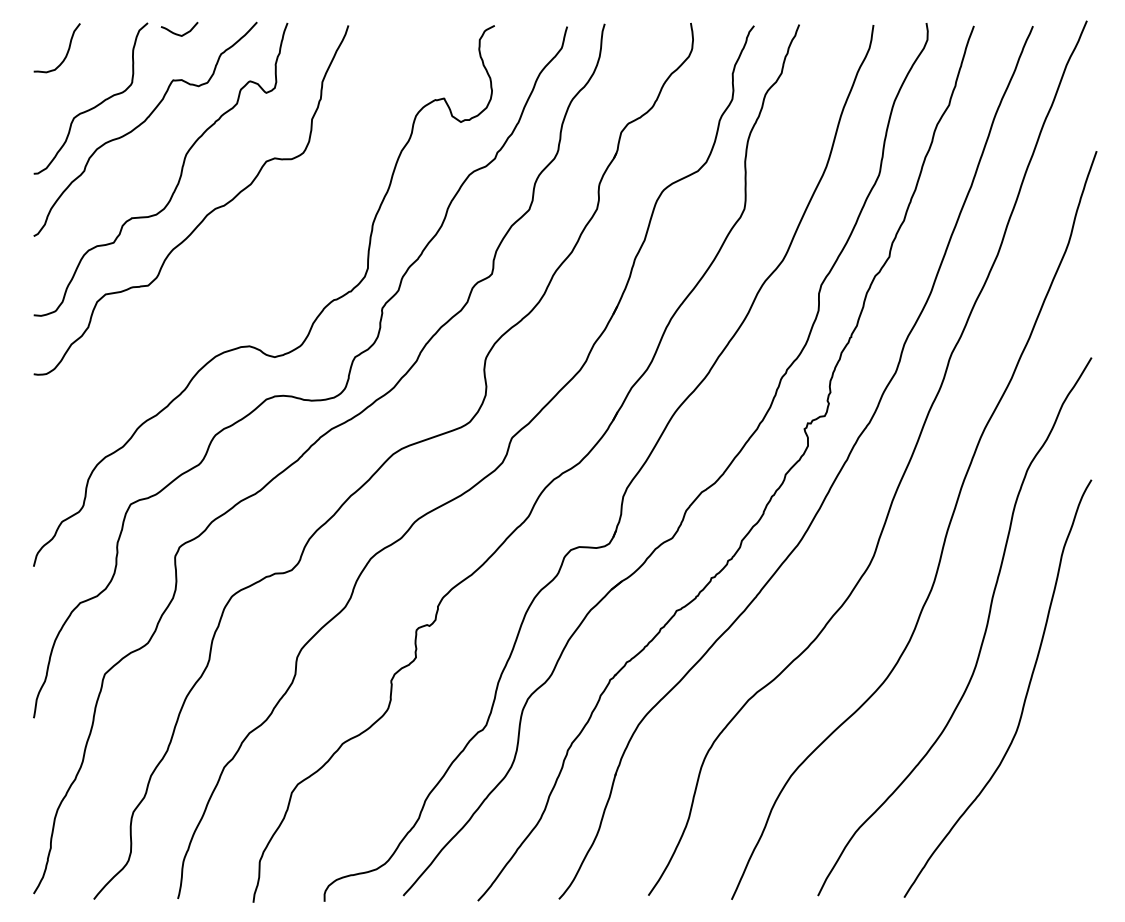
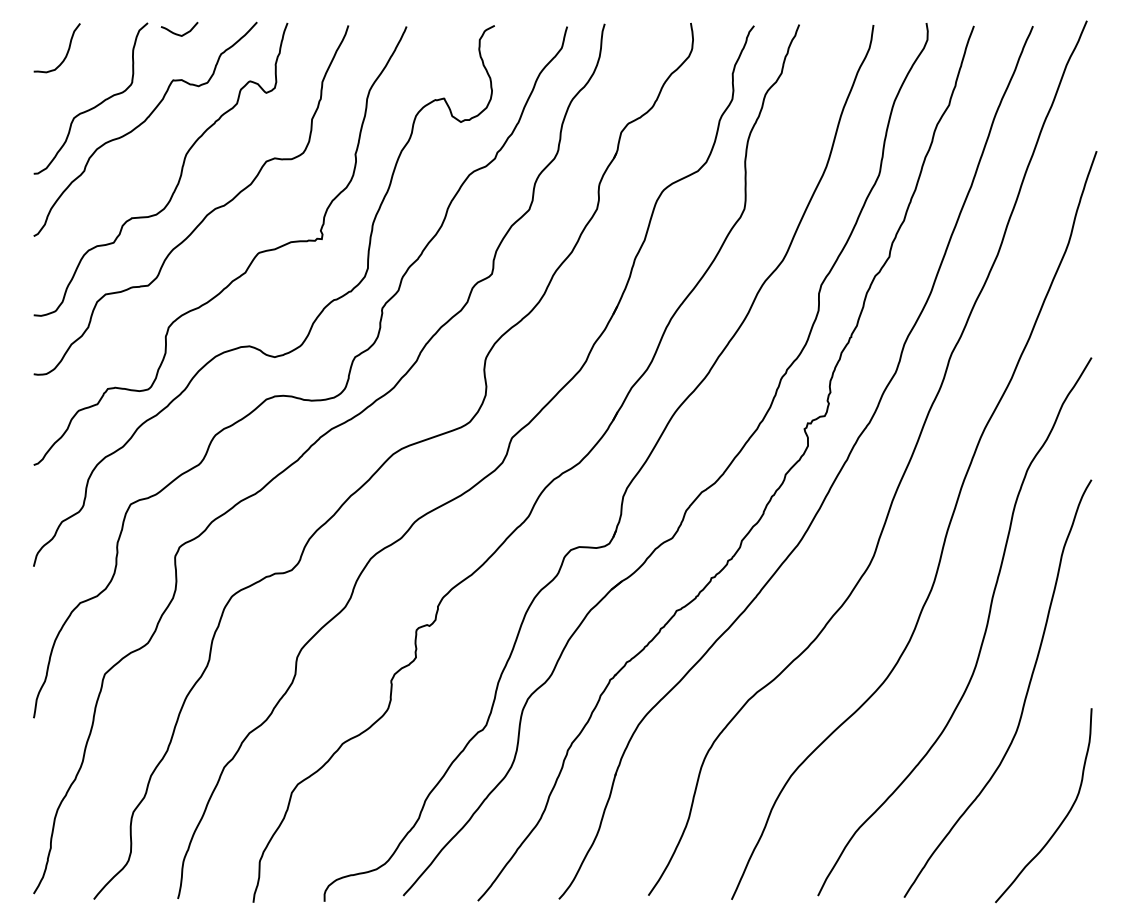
curve: none -> present (249, 263)
curve: none -> present (1063, 818)
